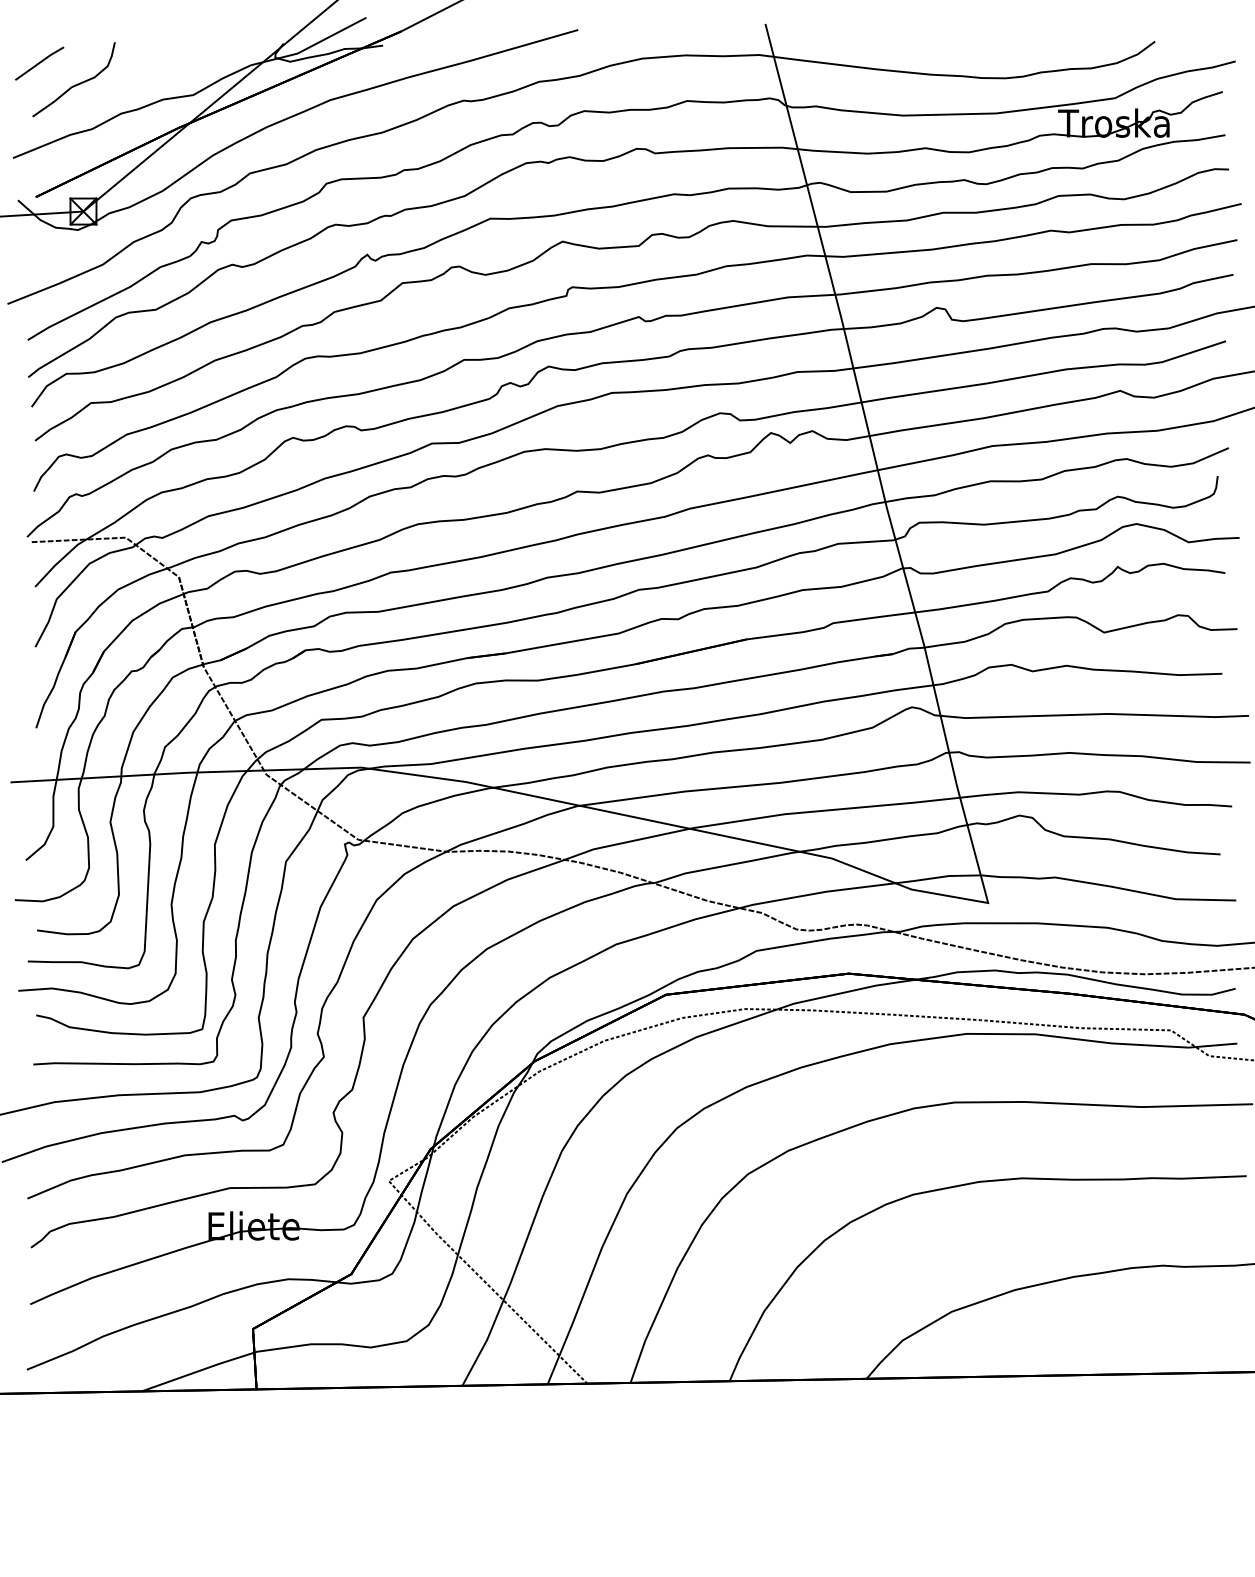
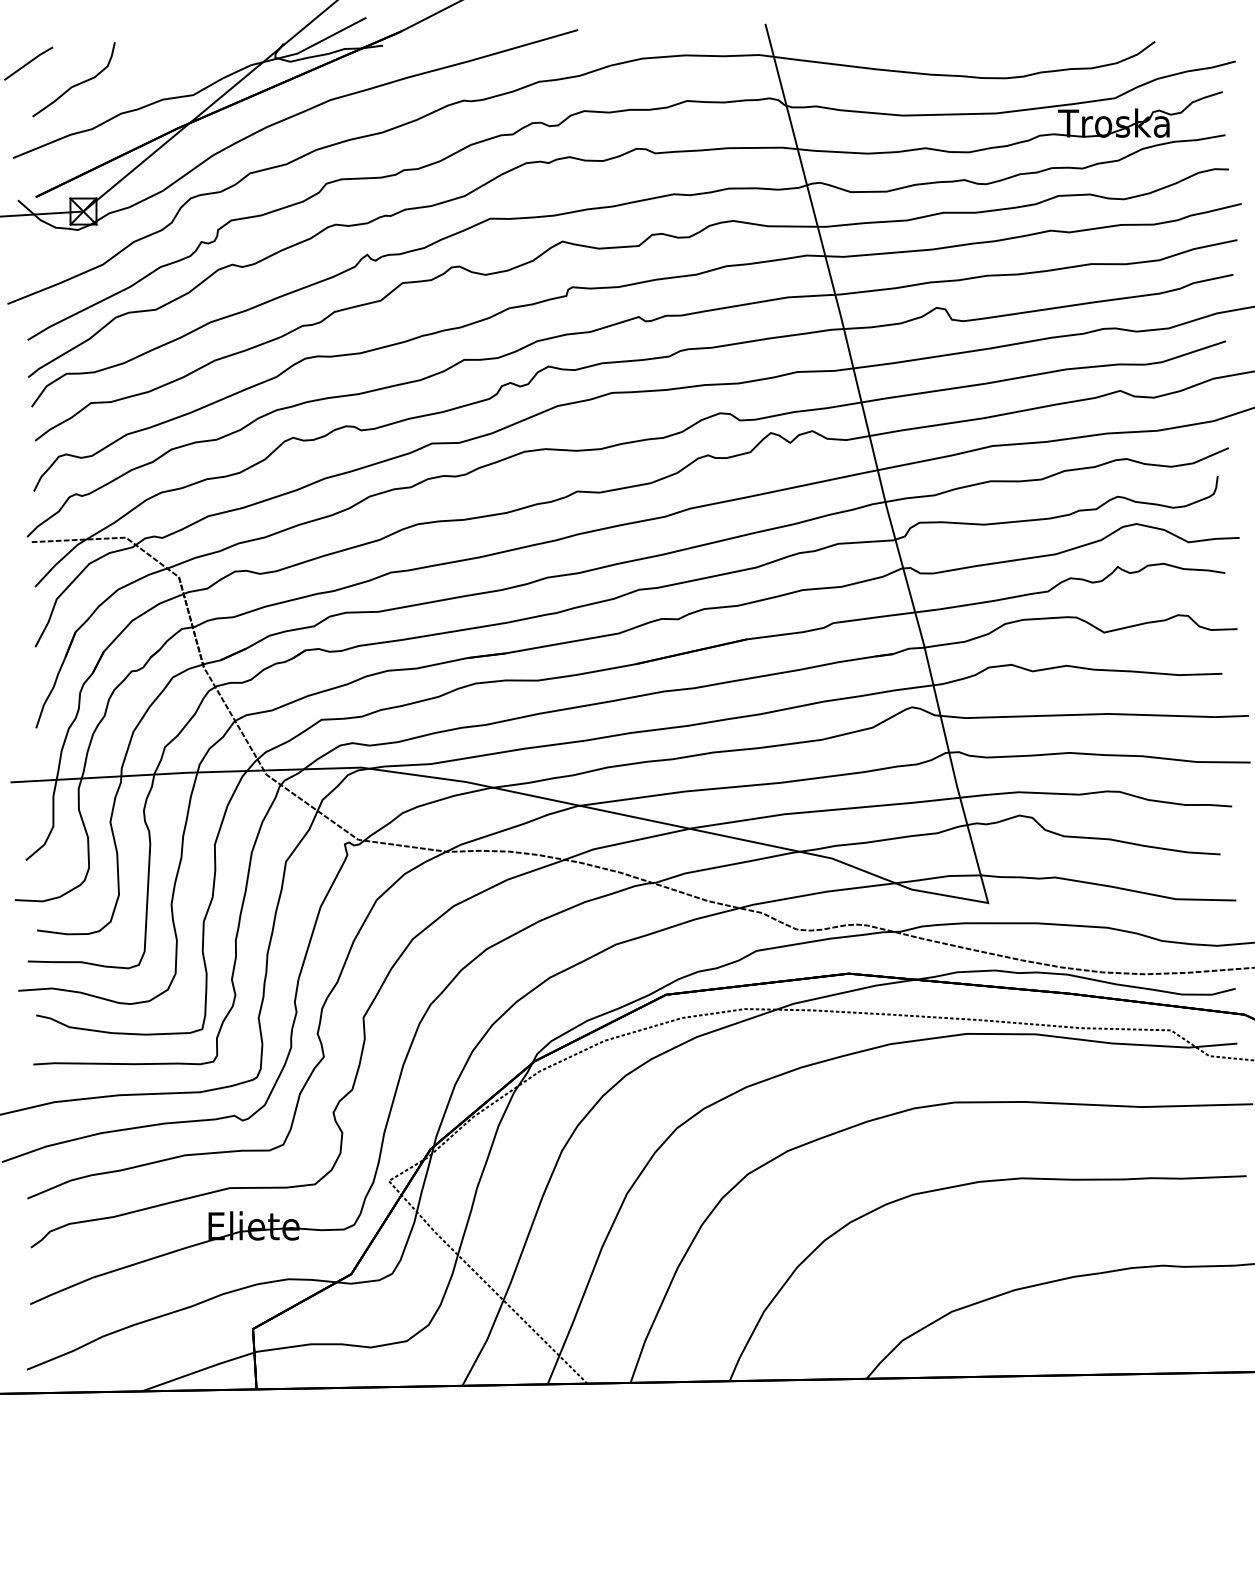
line position: (39, 63) -> (28, 63) (28, 63)
